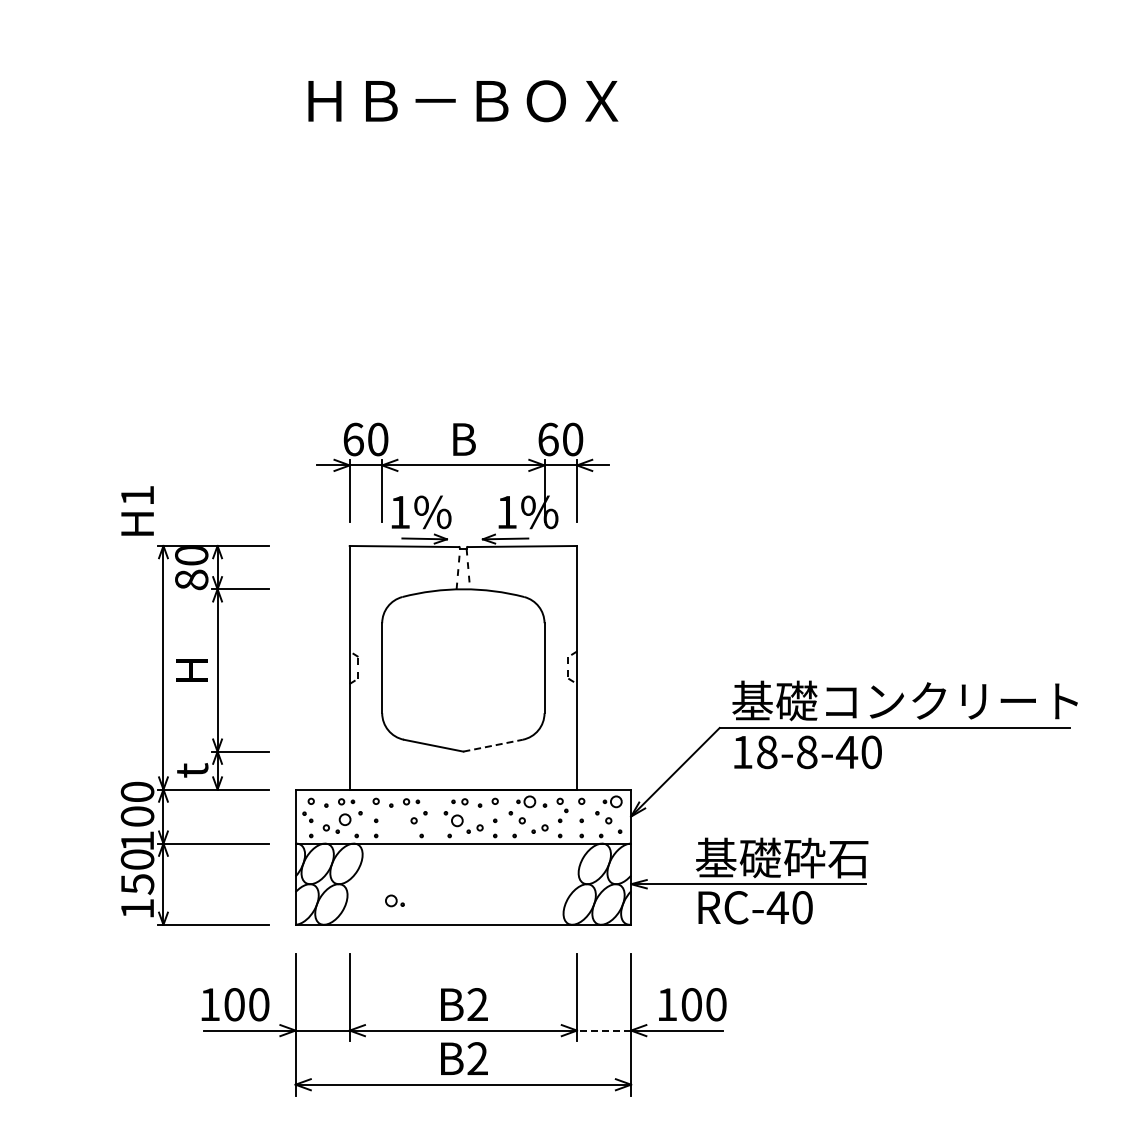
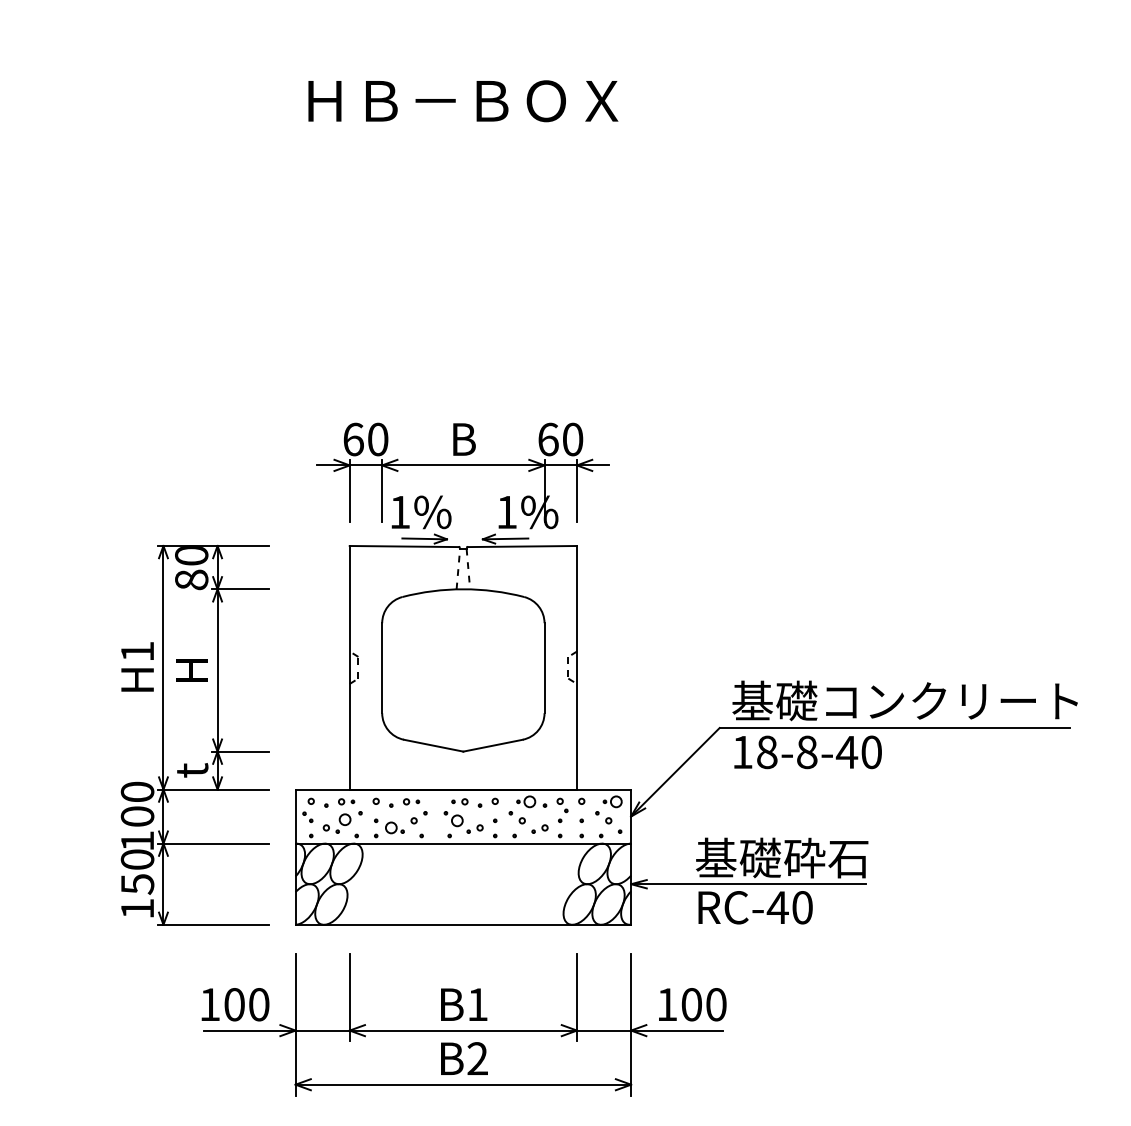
text position: (137, 510) -> (137, 666) (137, 666)
line: dashed -> solid (493, 745)
part position: (394, 900) -> (394, 827) (394, 827)
text: B2 -> B1 (477, 1004)
line: dashed -> solid (603, 1030)
